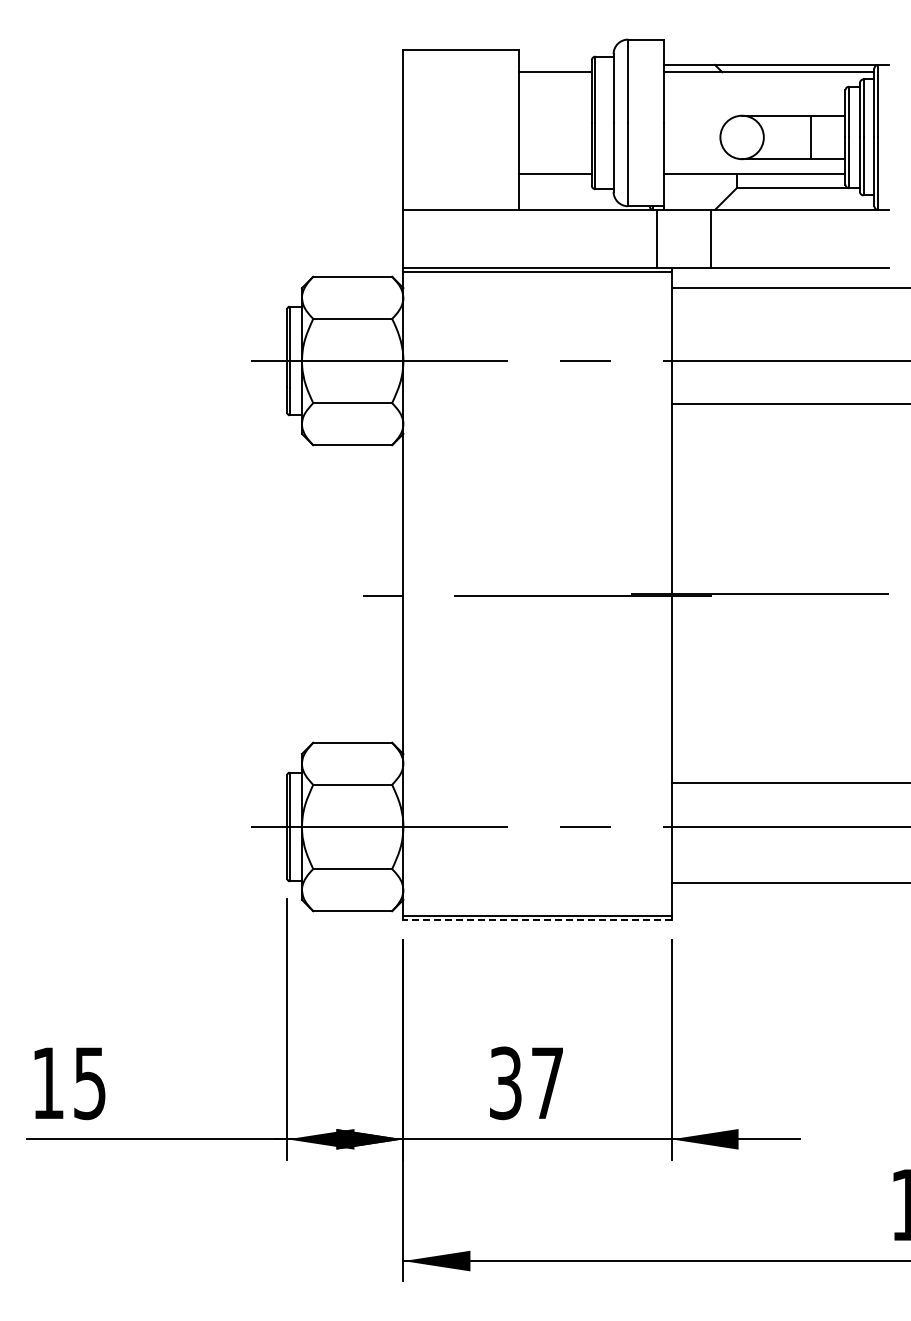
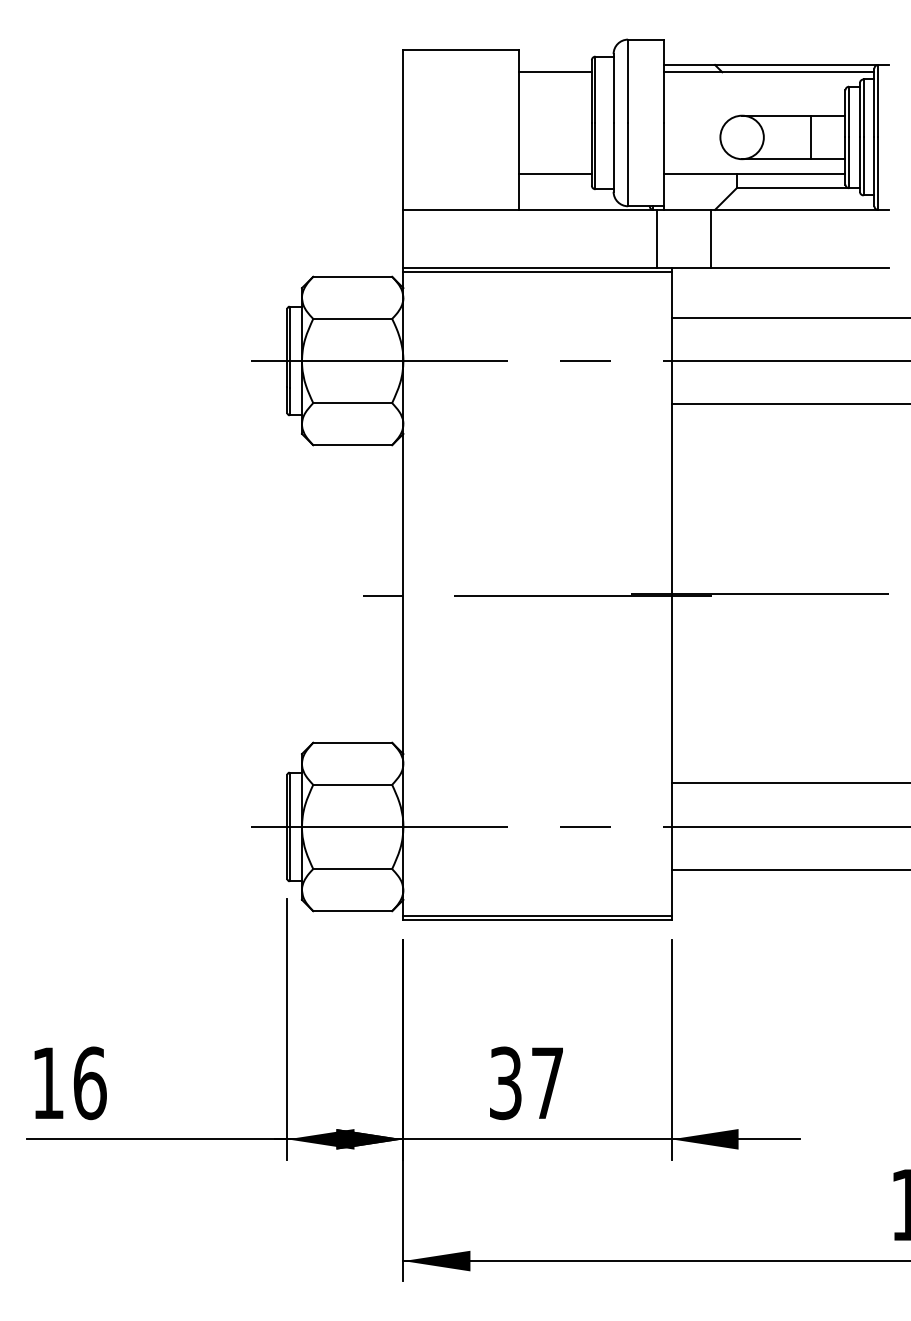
line position: (789, 287) -> (789, 317) (789, 317)
line position: (789, 883) -> (789, 870) (789, 870)
line: dashed -> solid (537, 920)
text: 15 -> 16 (89, 1083)
